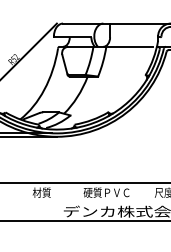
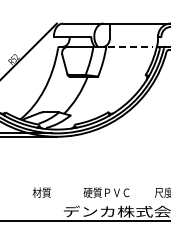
line: solid -> dashed (130, 46)
line: present -> none (84, 183)
